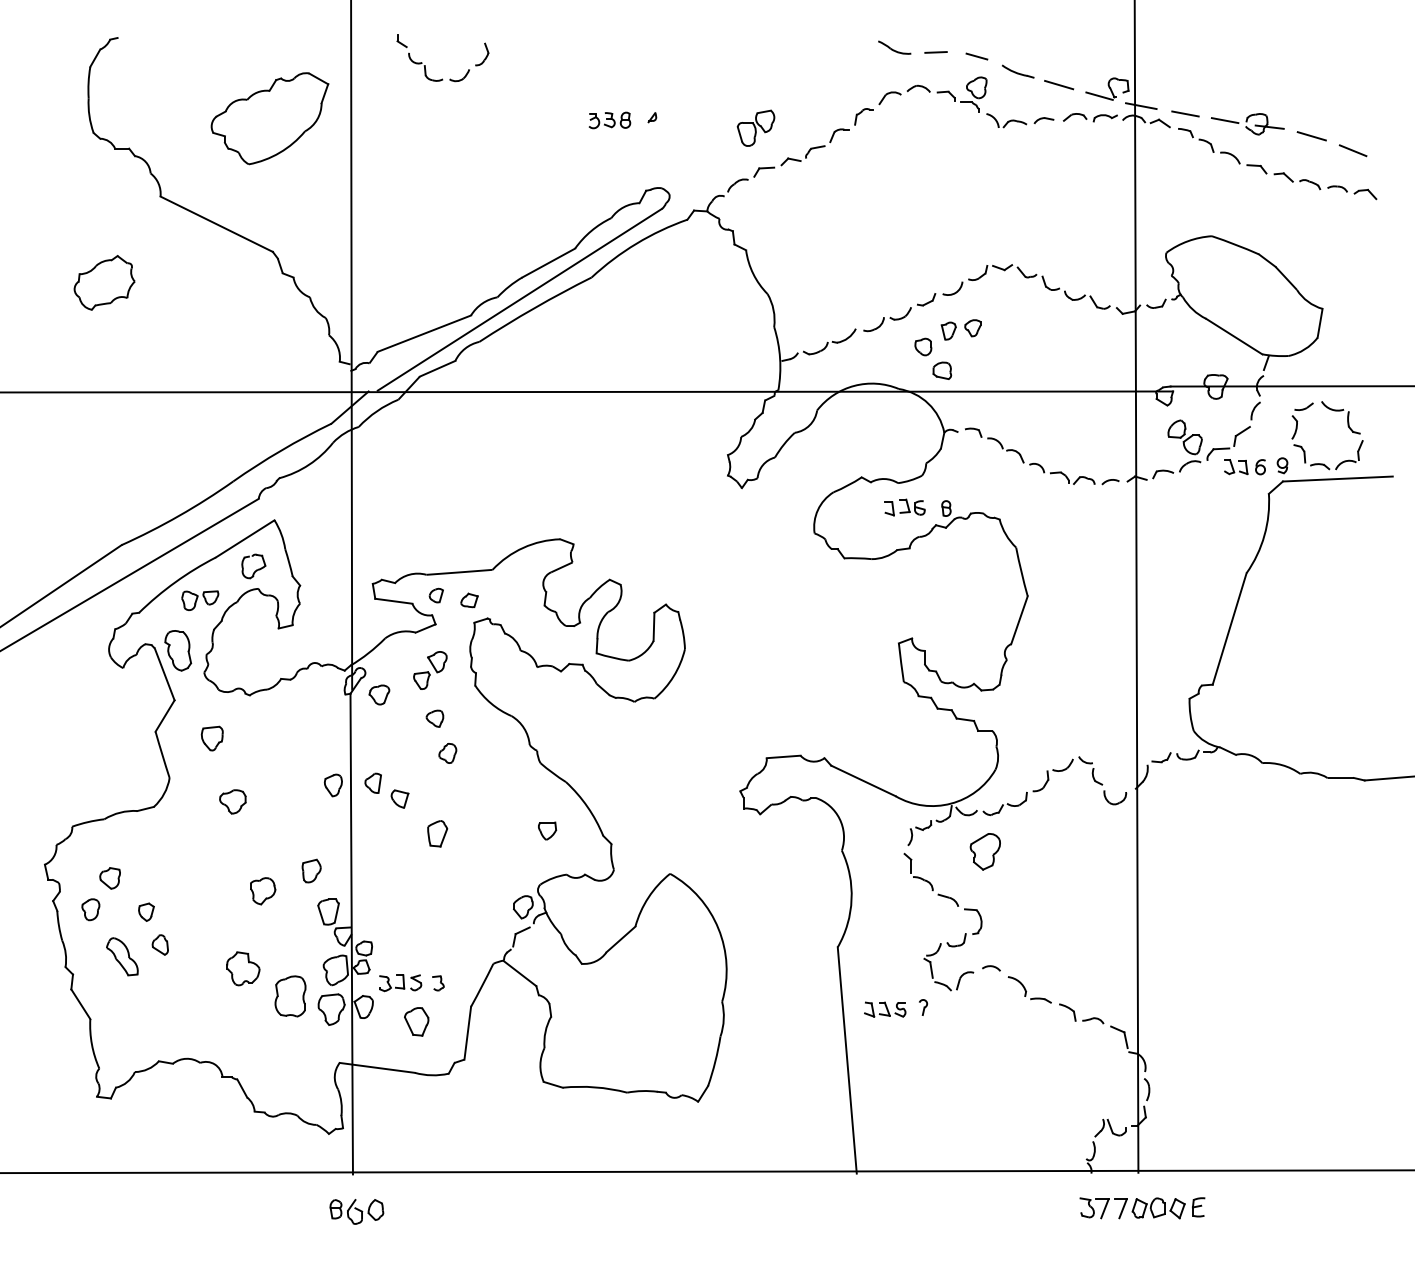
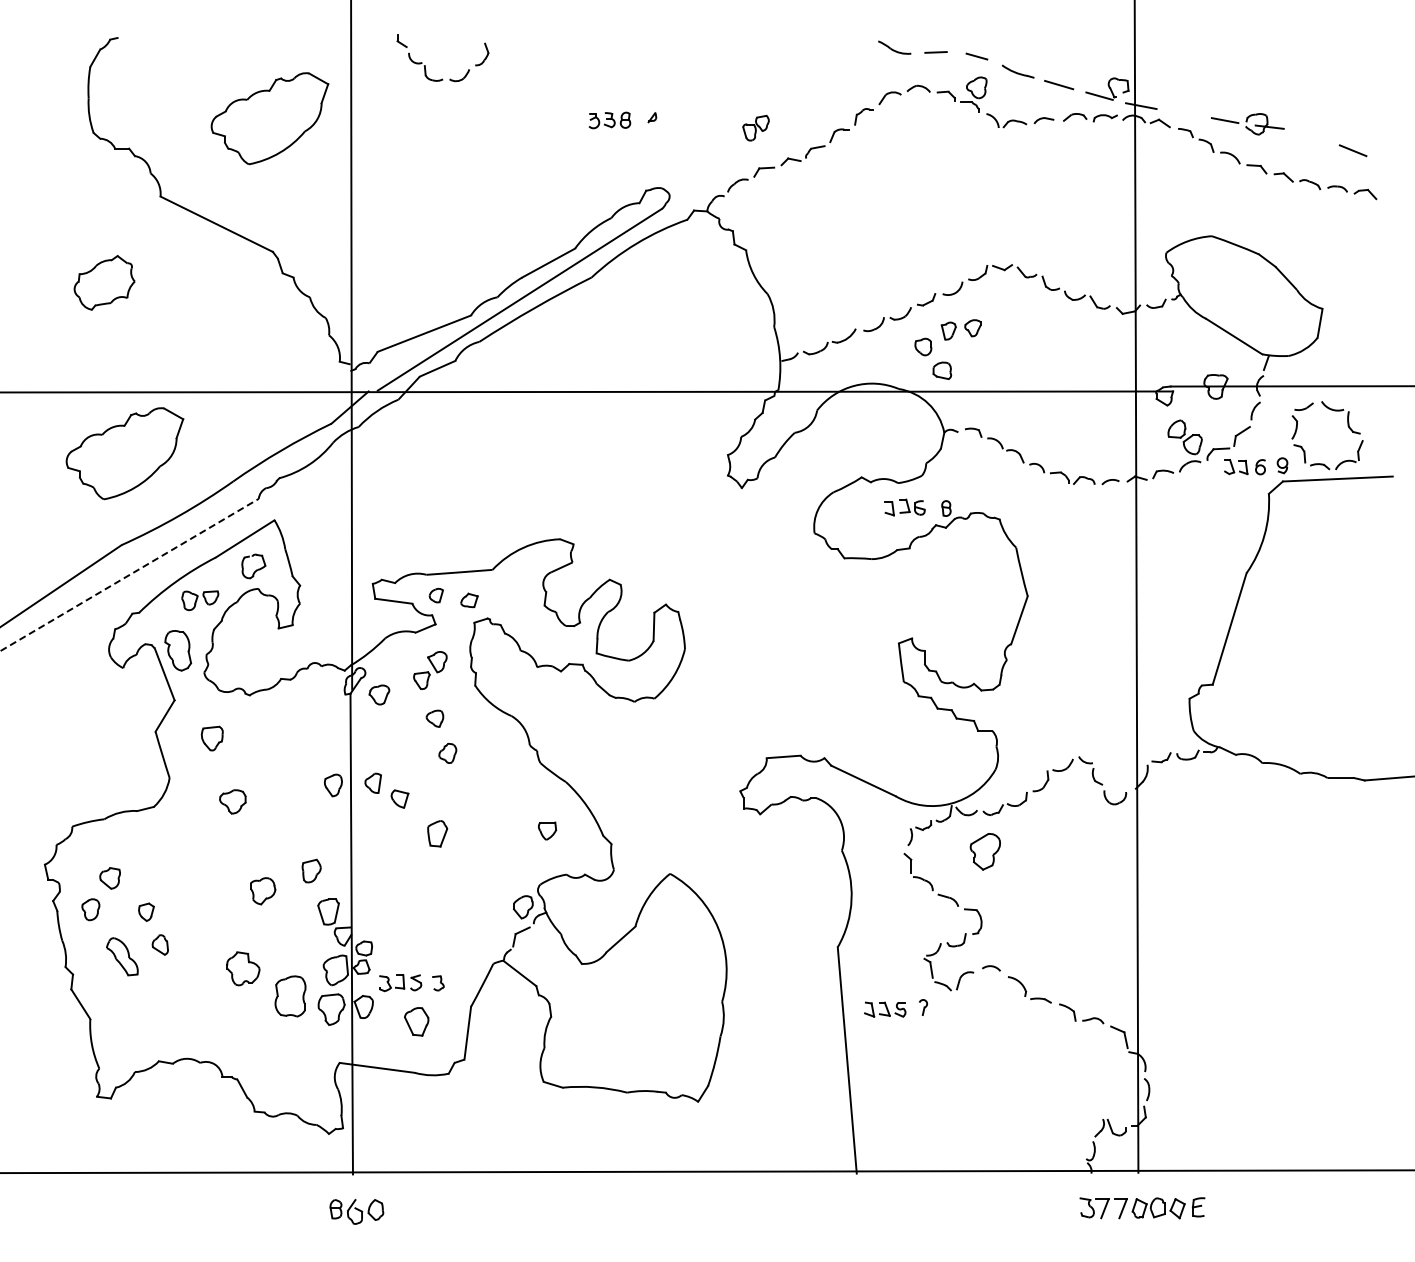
line: present -> none (1185, 113)
part size: 40x38 px -> 28x27 px (755, 128)
line: present -> none (1311, 136)
part: none -> present (124, 453)
line: solid -> dashed (129, 574)
